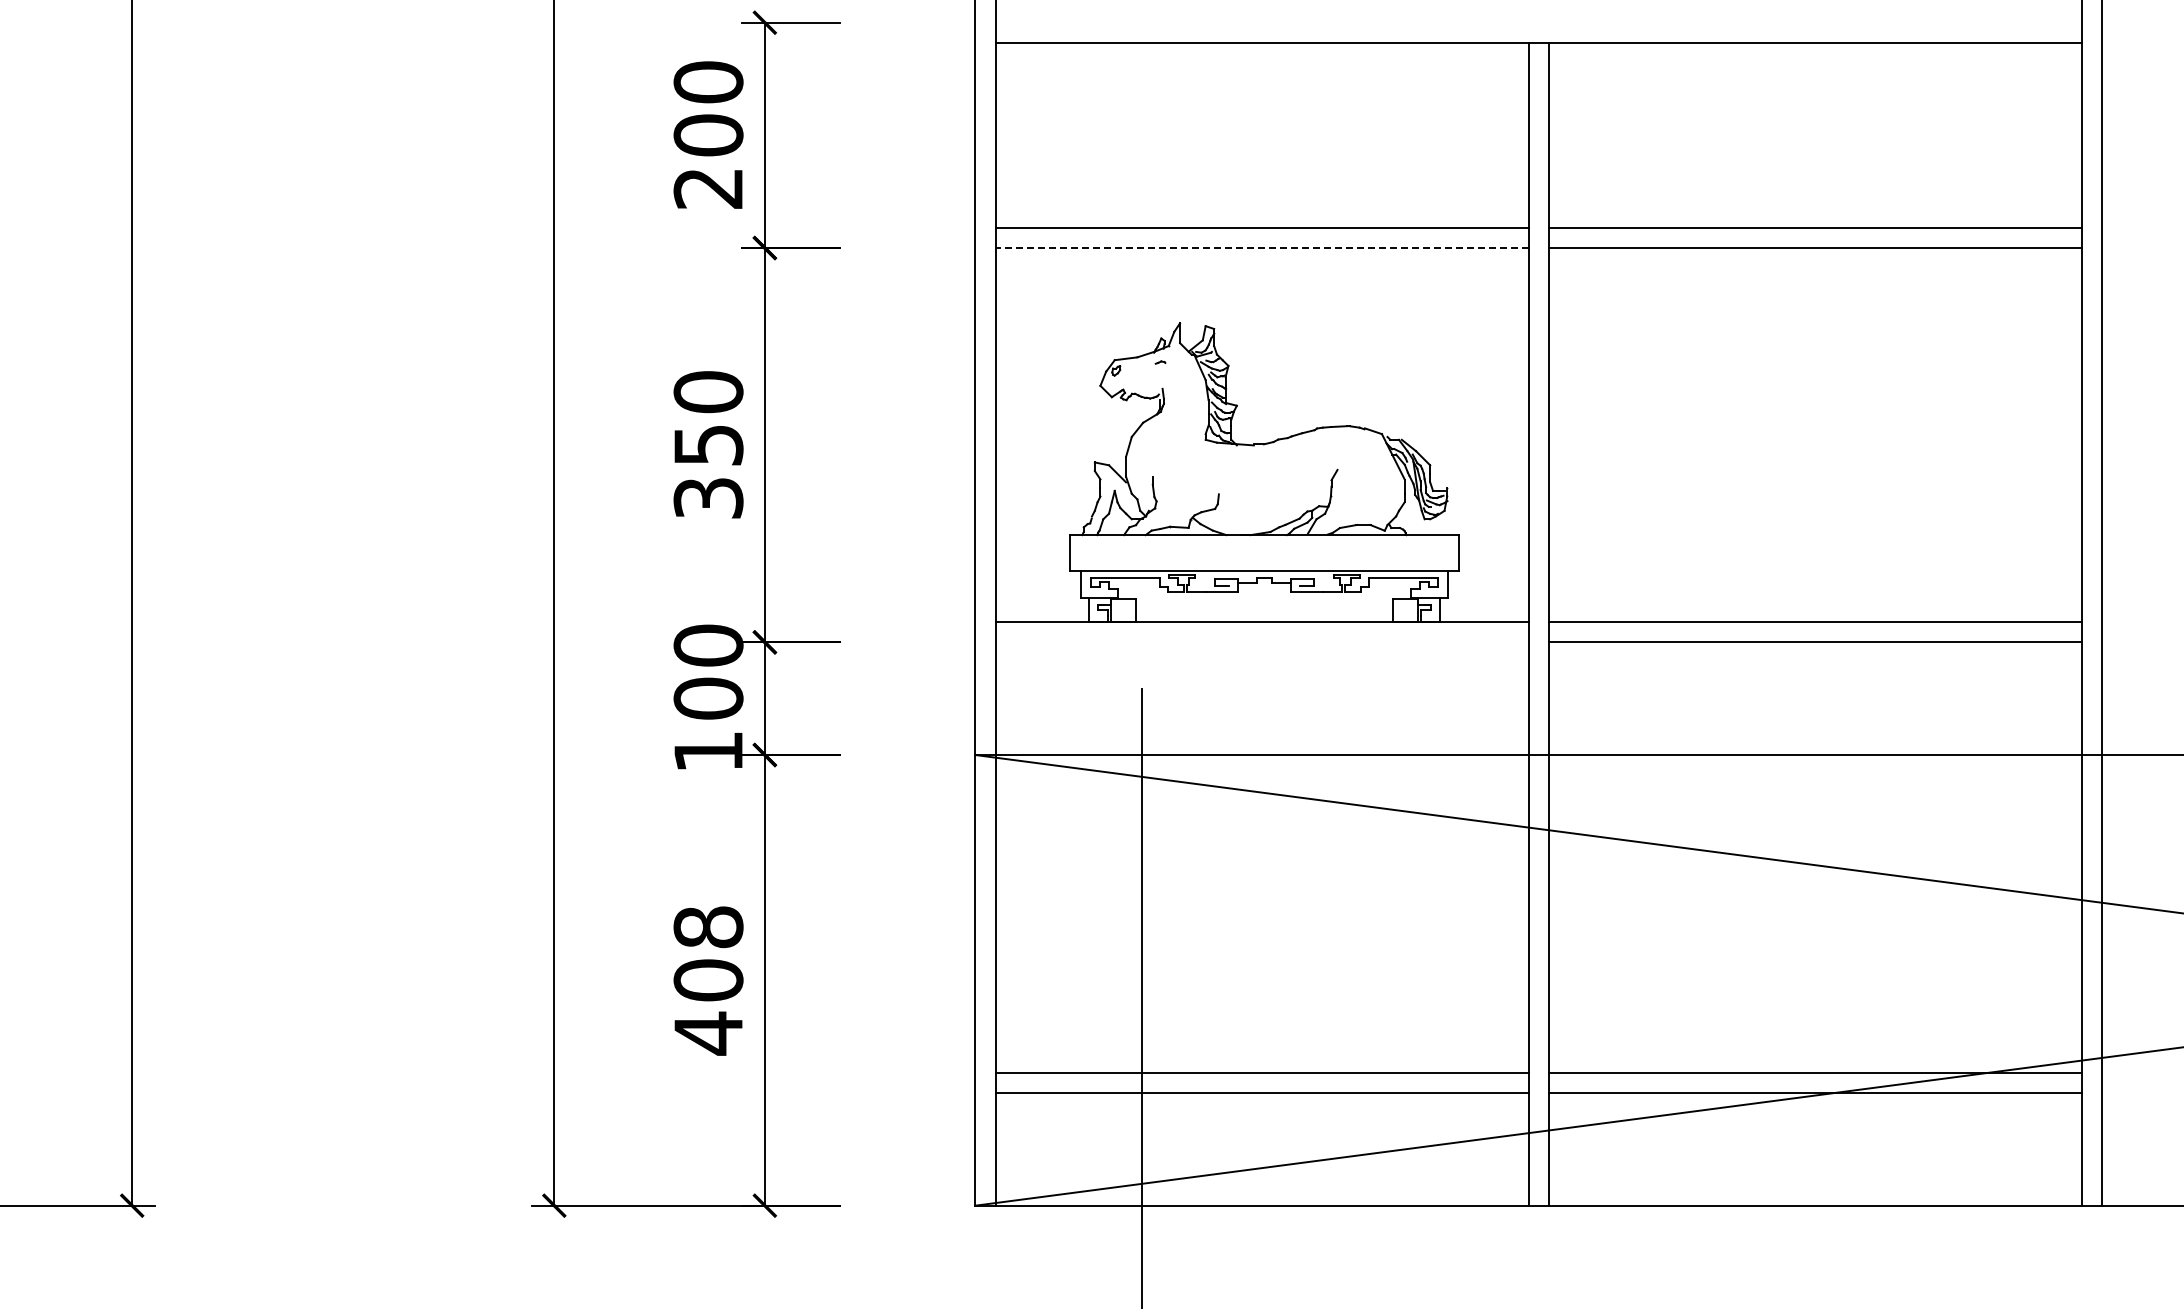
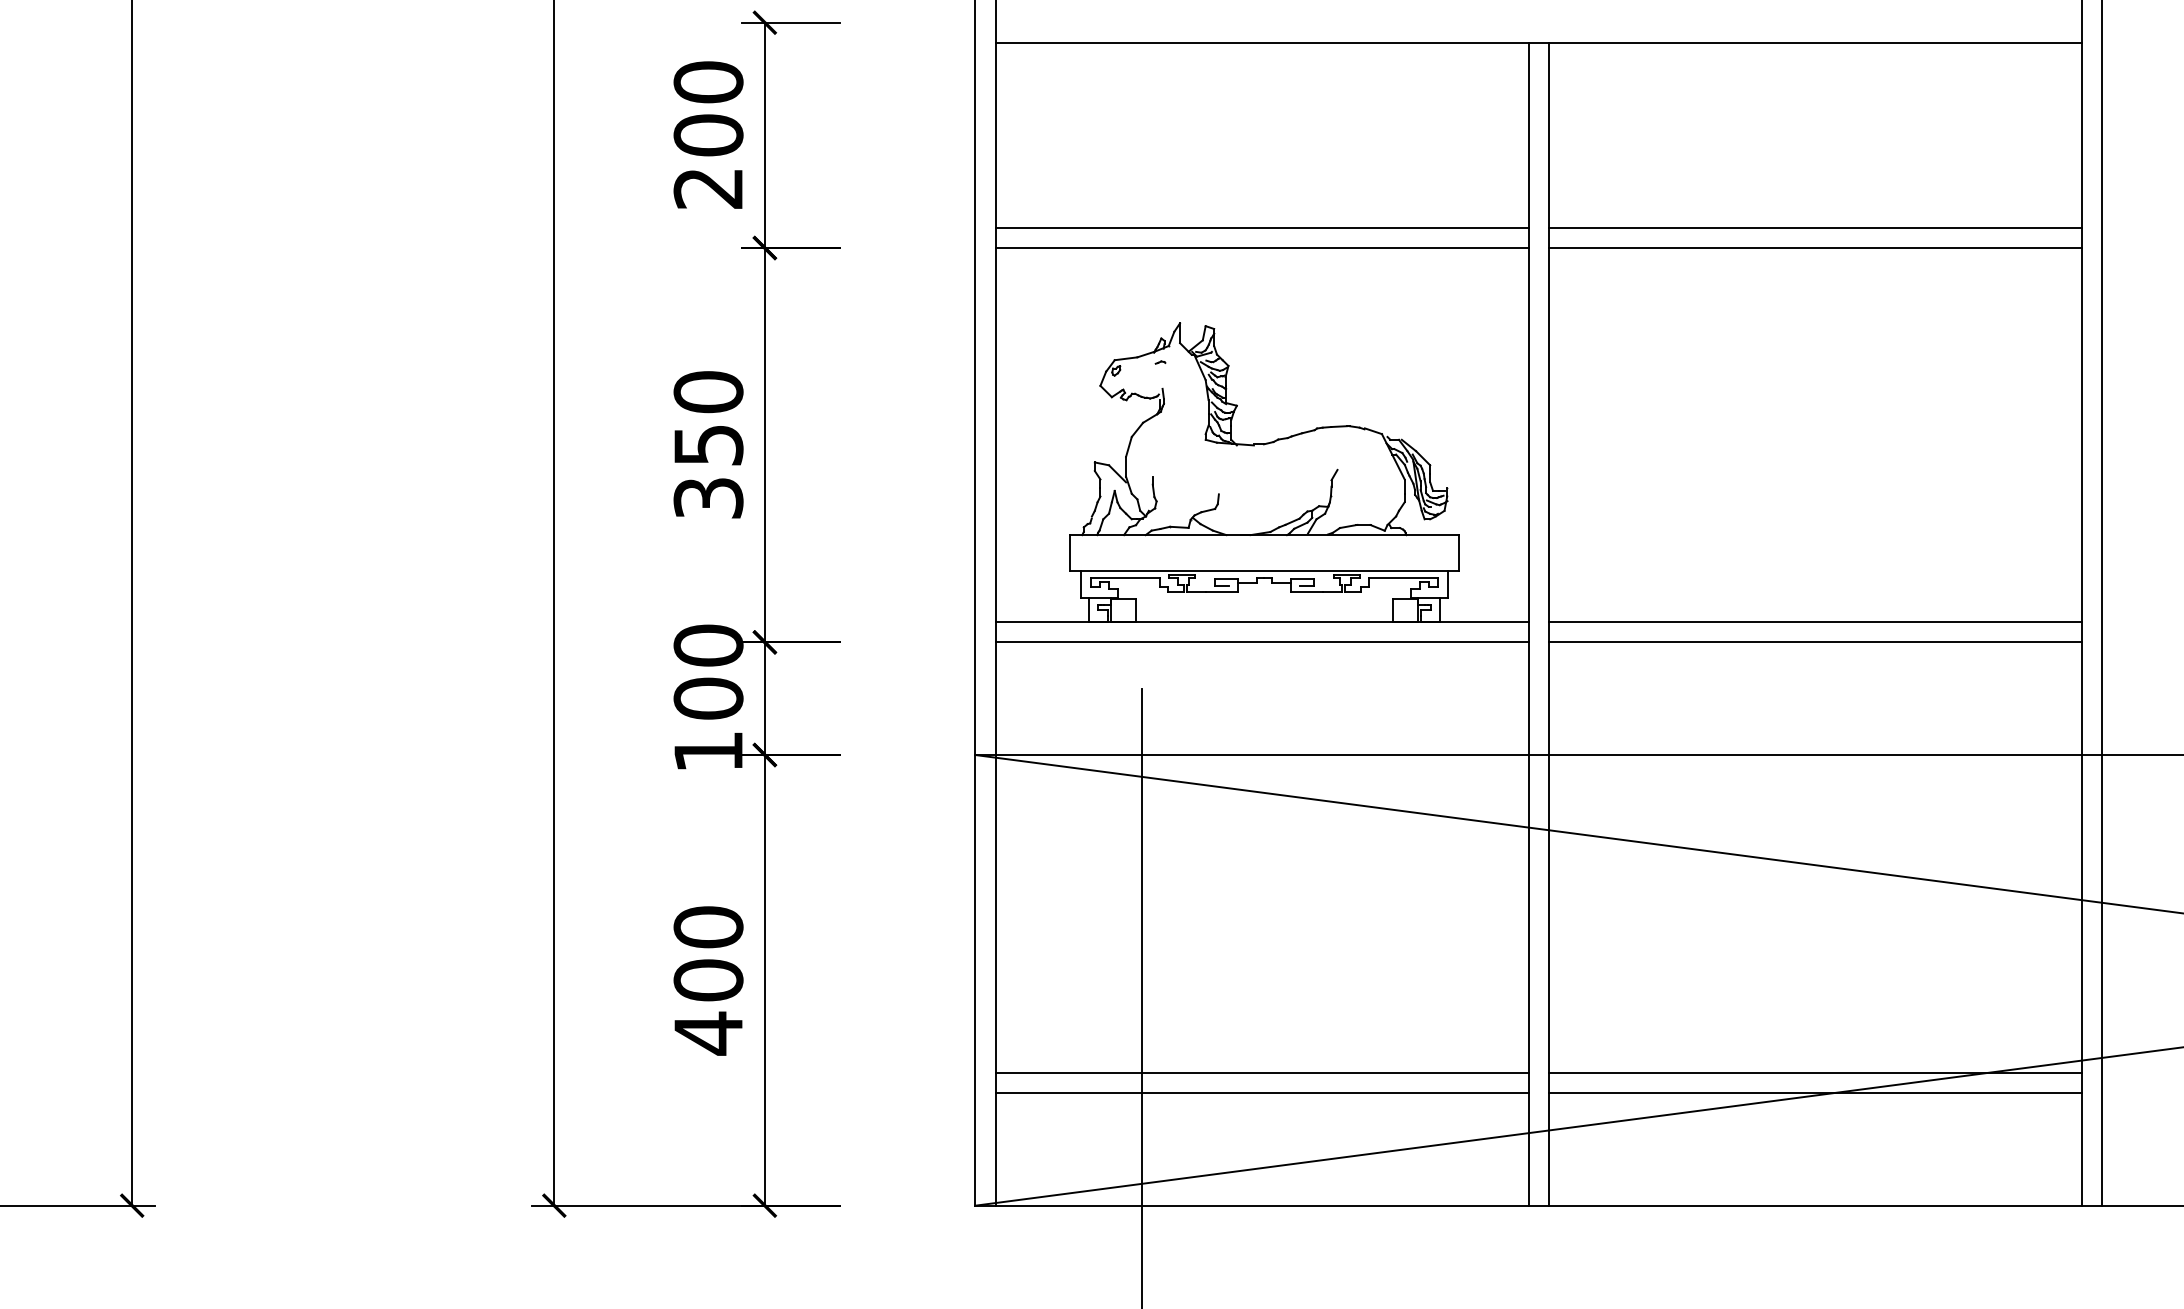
line: dashed -> solid (1261, 248)
line: none -> present (1261, 642)
text: 408 -> 400 (708, 927)
